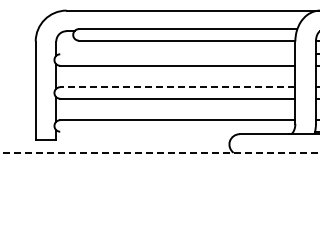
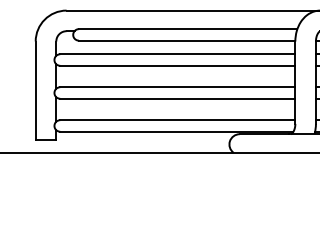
line: none -> present (177, 54)
line: dashed -> solid (177, 87)
line: none -> present (176, 131)
line: dashed -> solid (159, 152)
